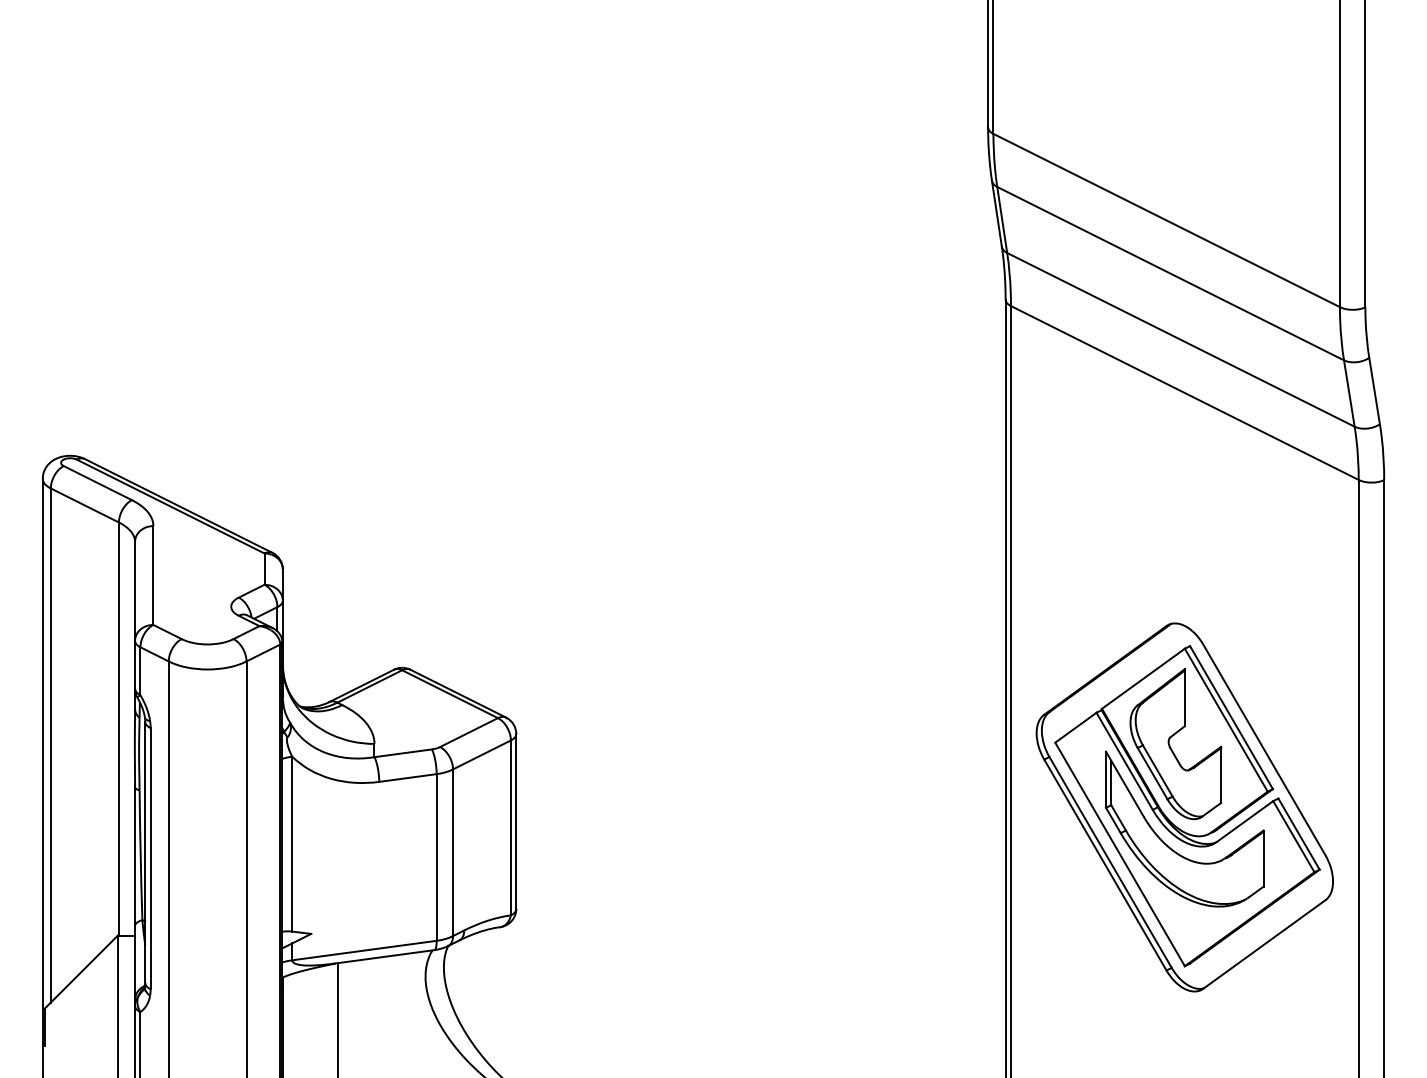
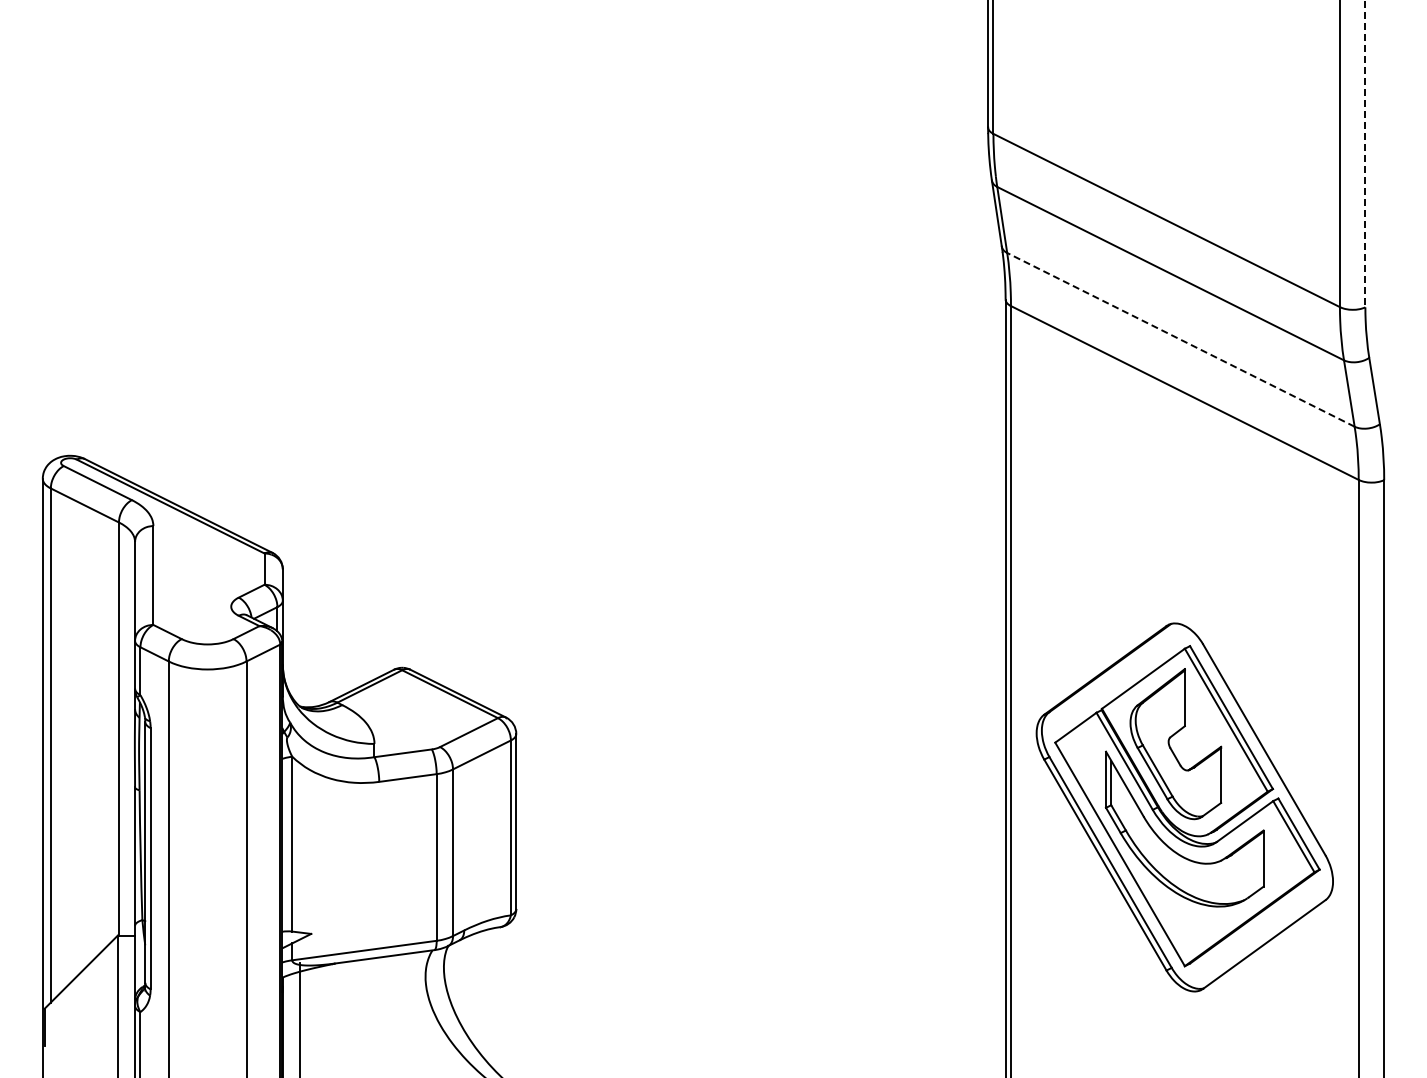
line: solid -> dashed (1365, 154)
line: solid -> dashed (1180, 339)
line position: (337, 1018) -> (299, 1018) (299, 1018)
